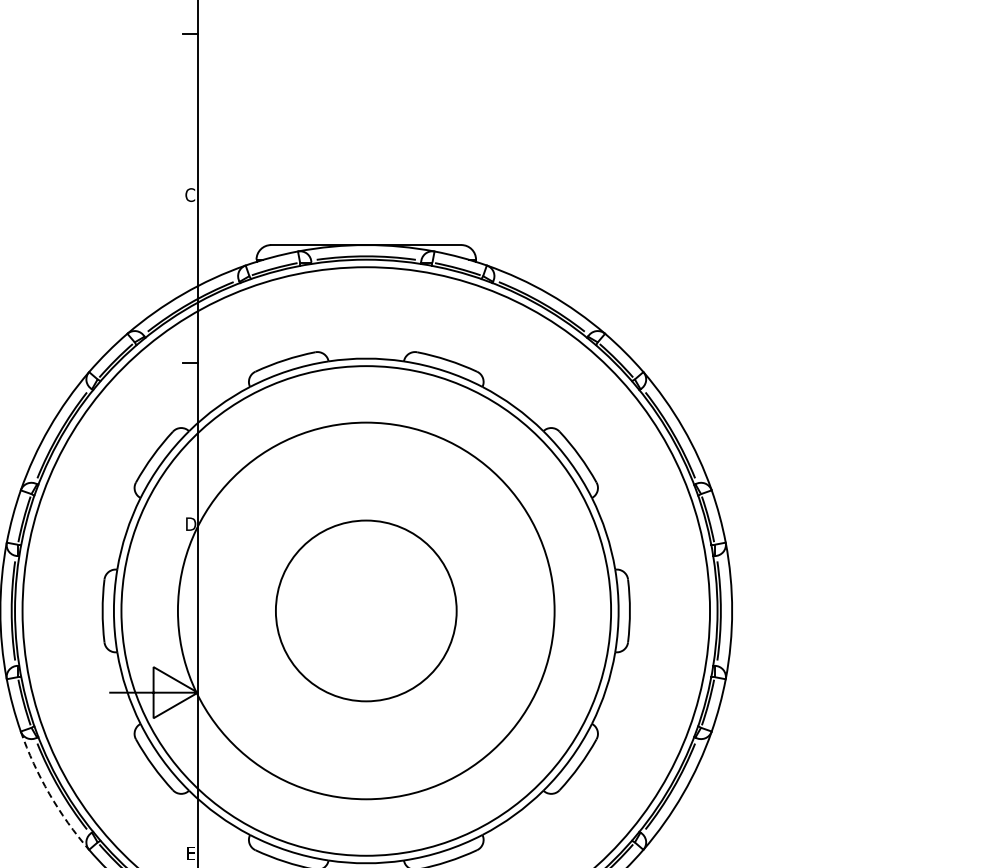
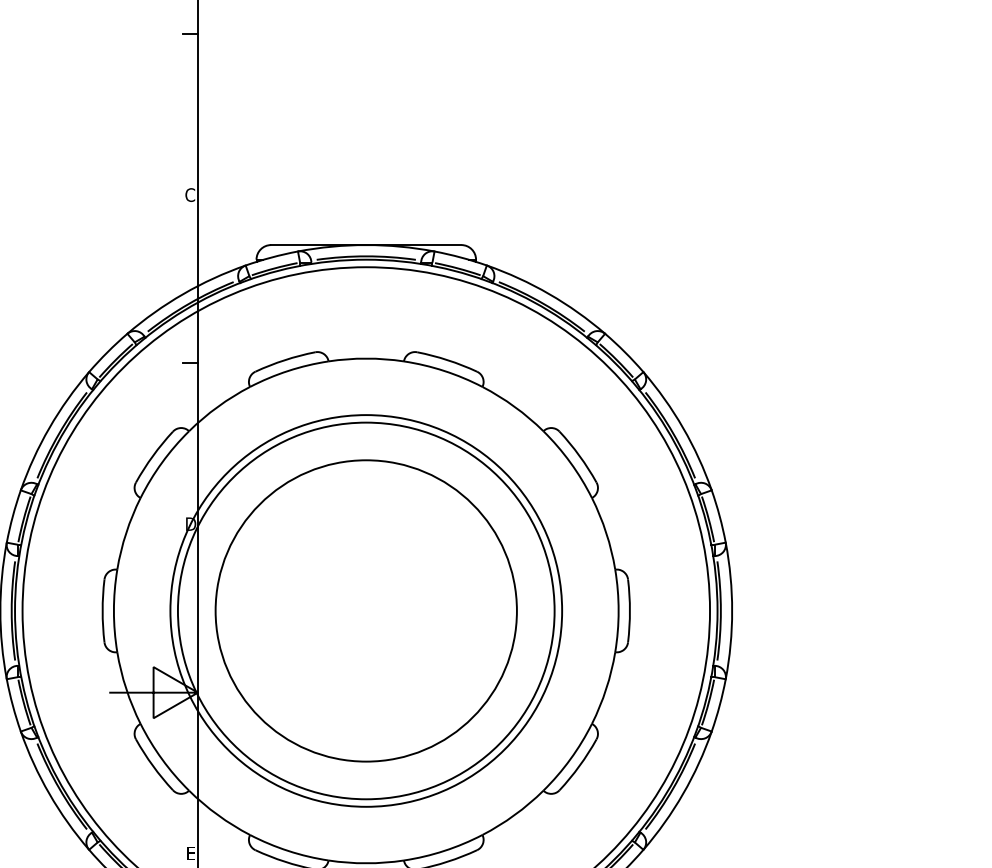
circle diameter: 181 px -> 301 px (365, 610)
circle diameter: 490 px -> 392 px (366, 610)
arc: dashed -> solid (49, 793)
